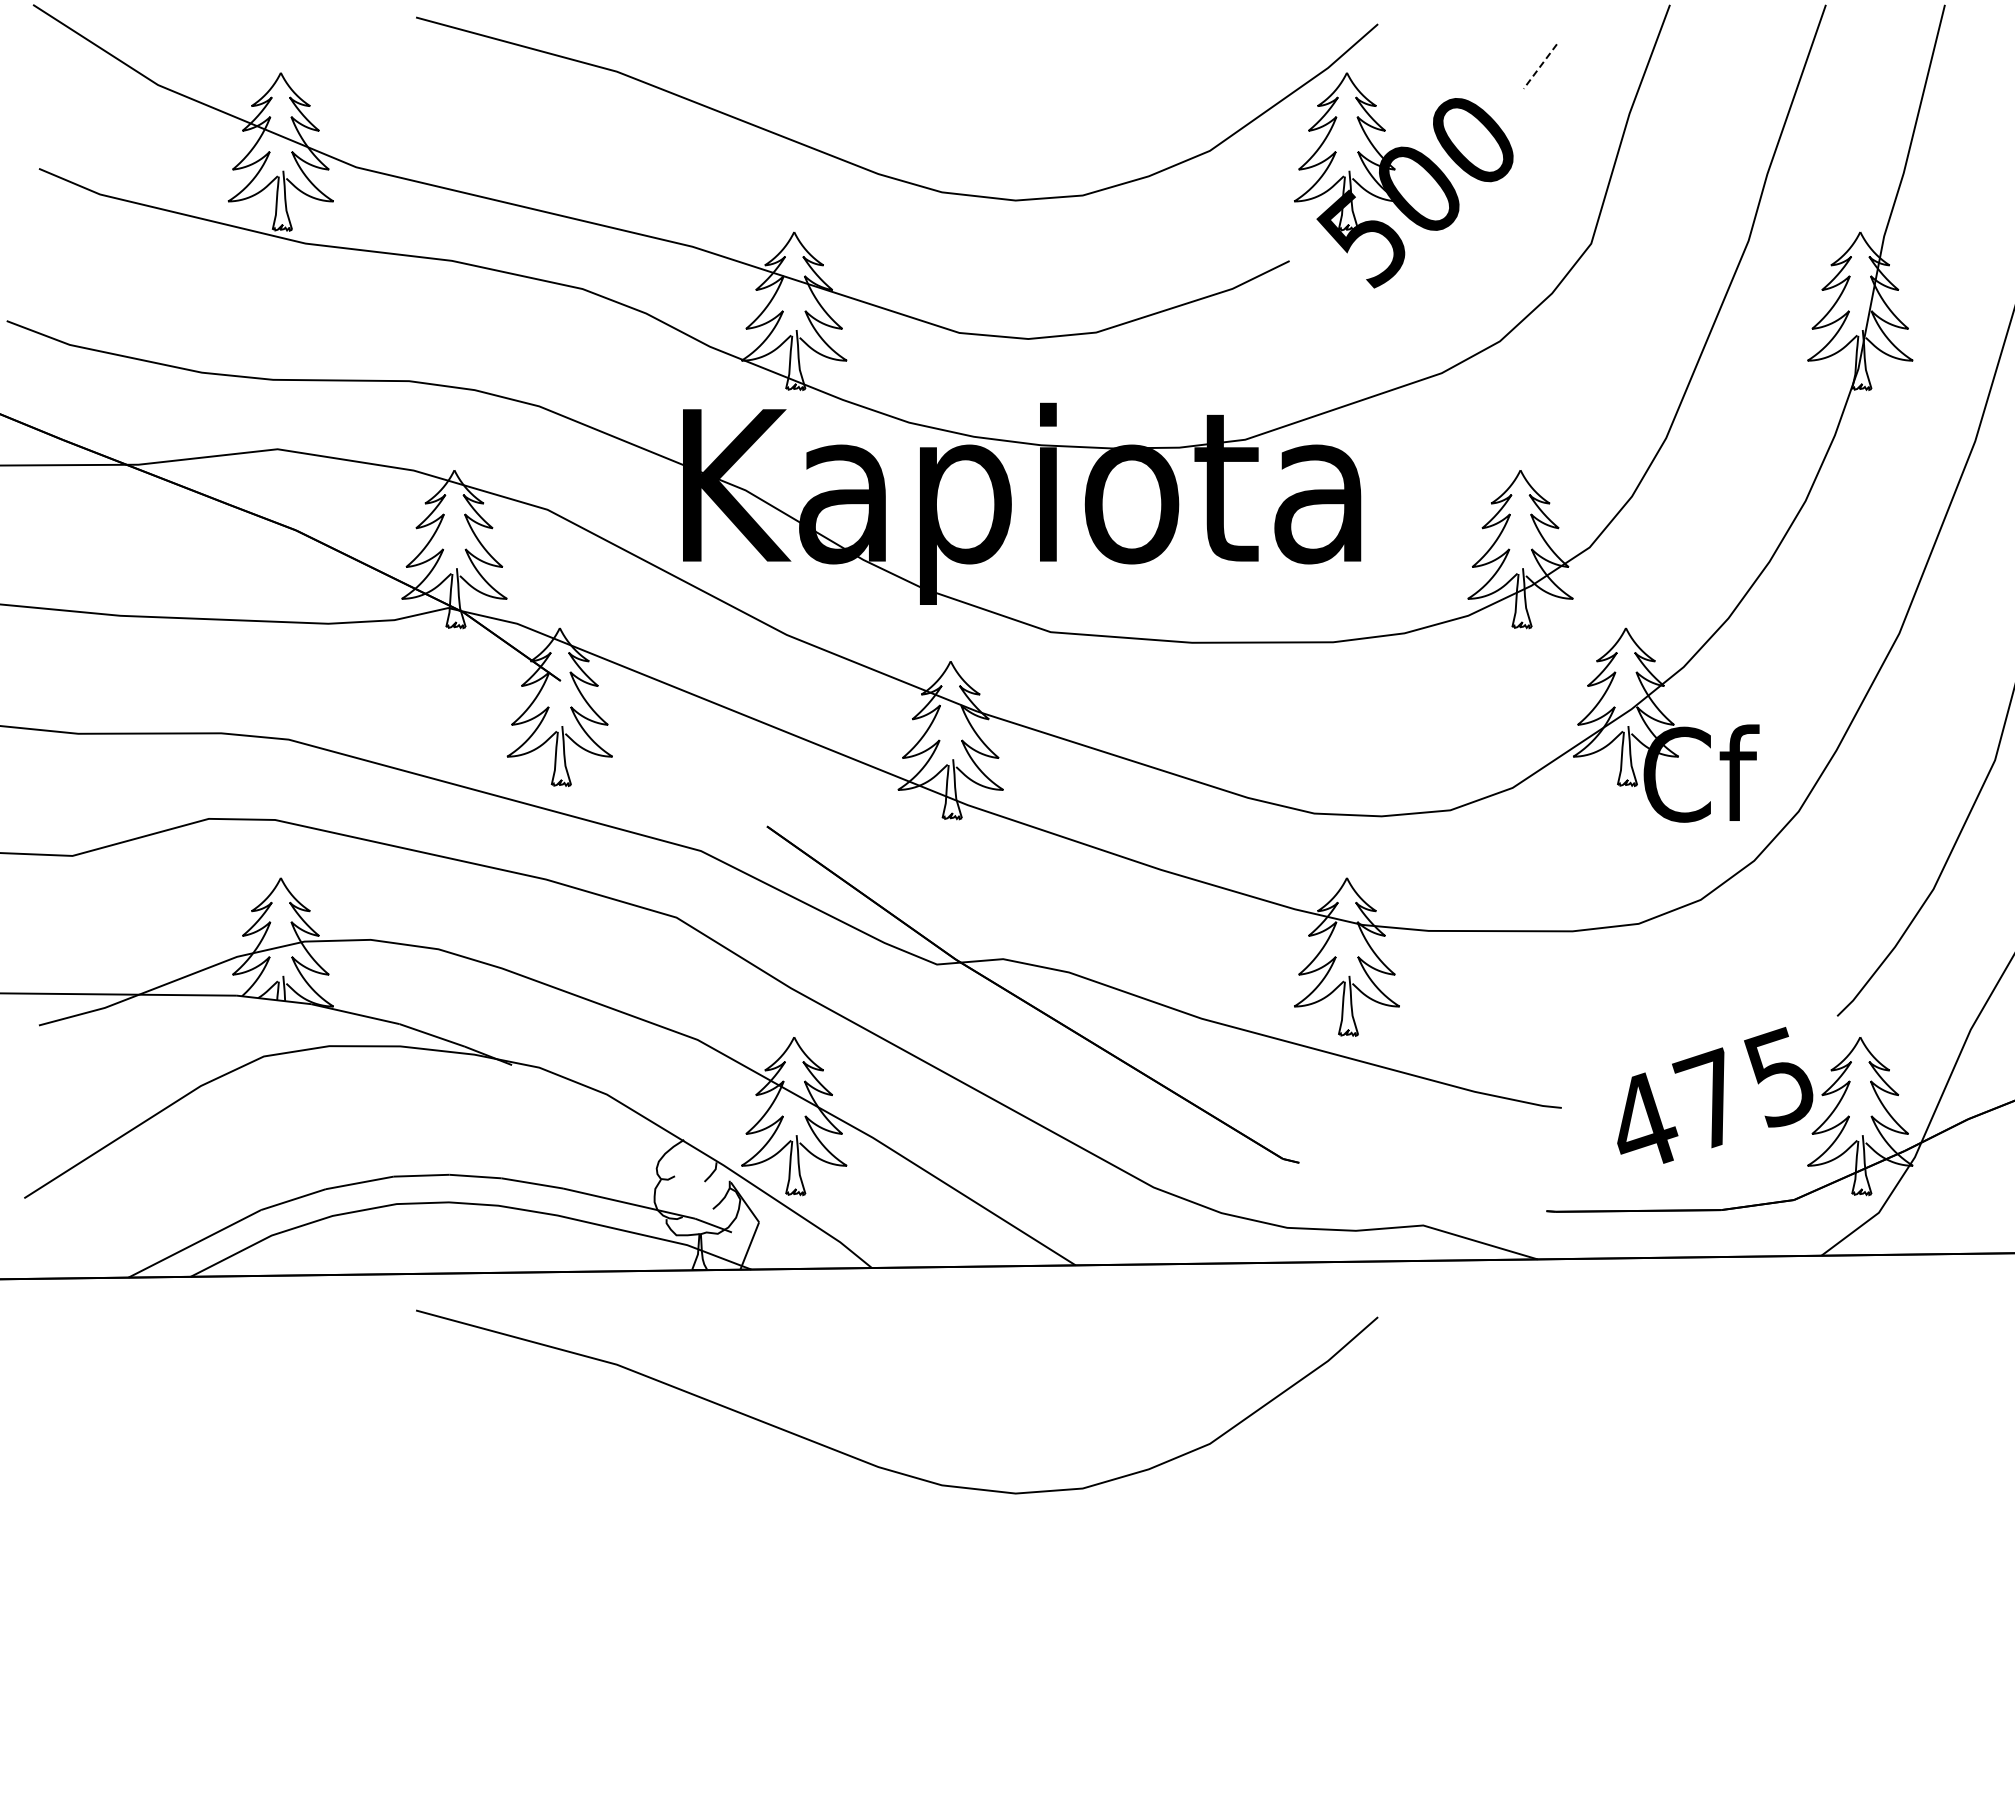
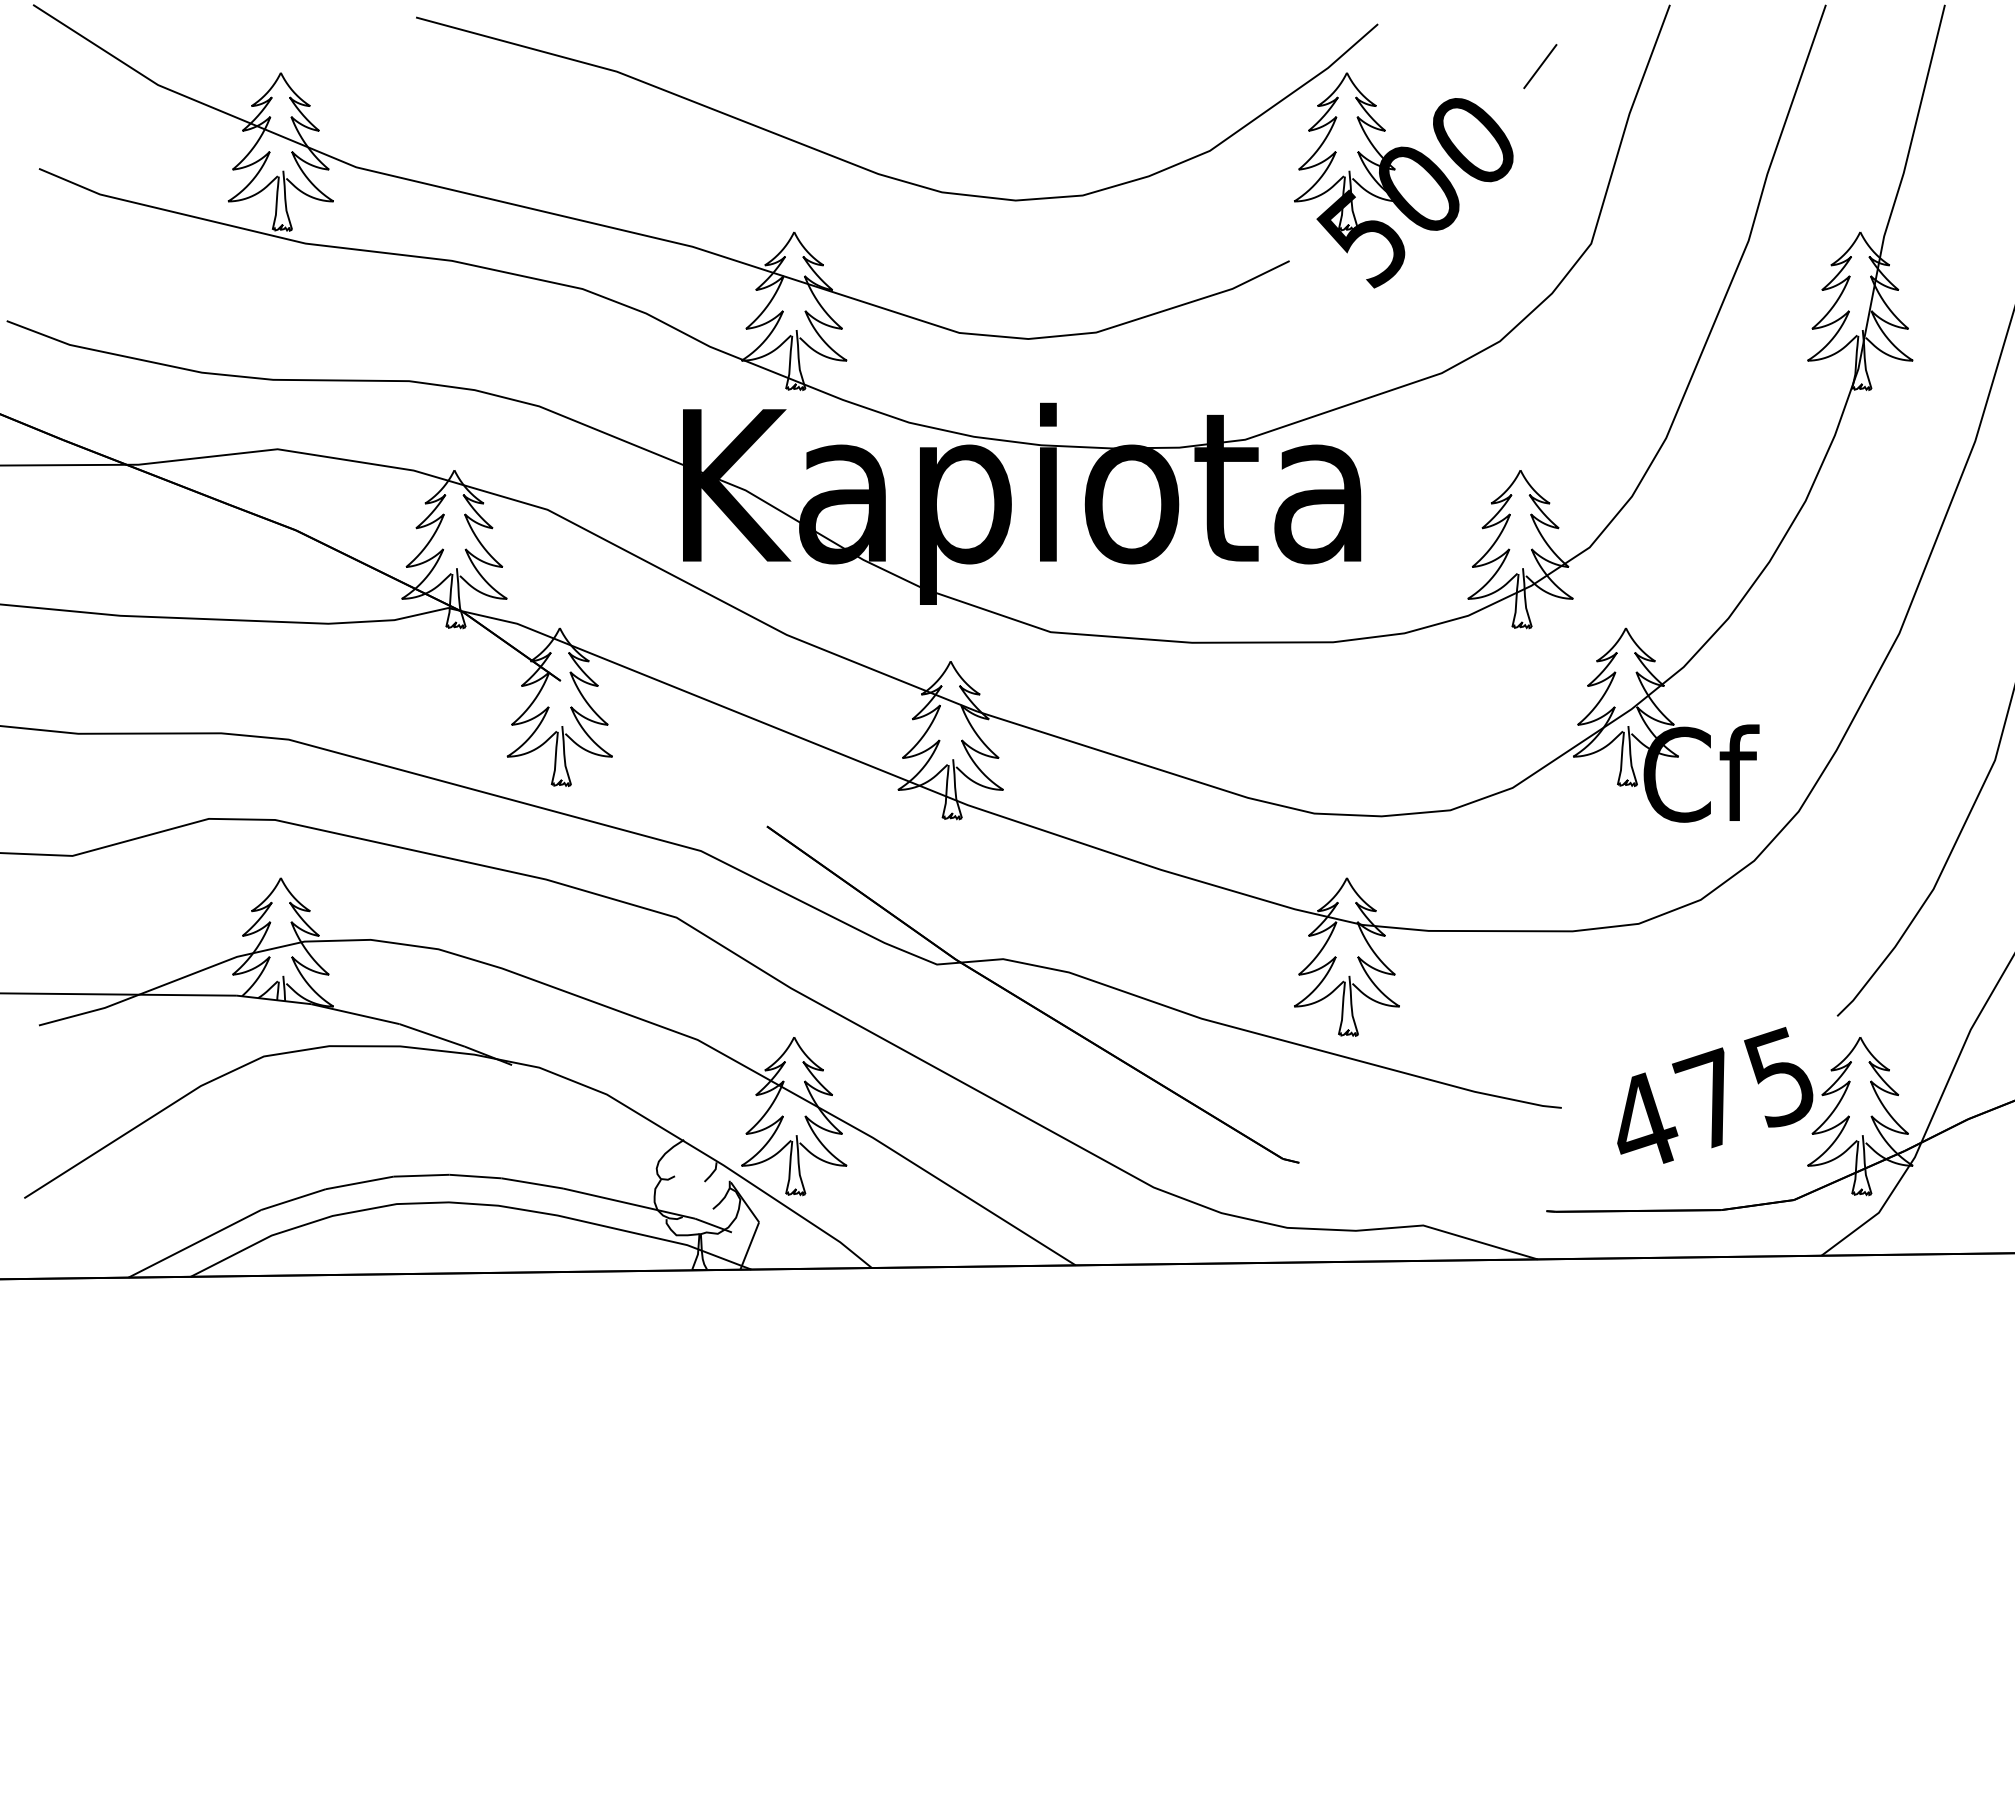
line: dashed -> solid (1540, 66)
curve: present -> none (875, 1464)
